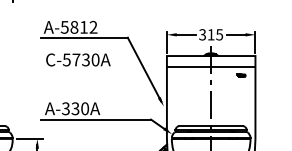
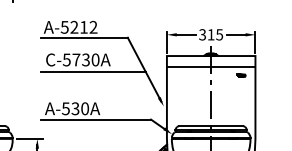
text: A-5812 -> A-5212 (74, 27)
line: none -> present (93, 71)
text: A-330A -> A-530A (65, 108)
